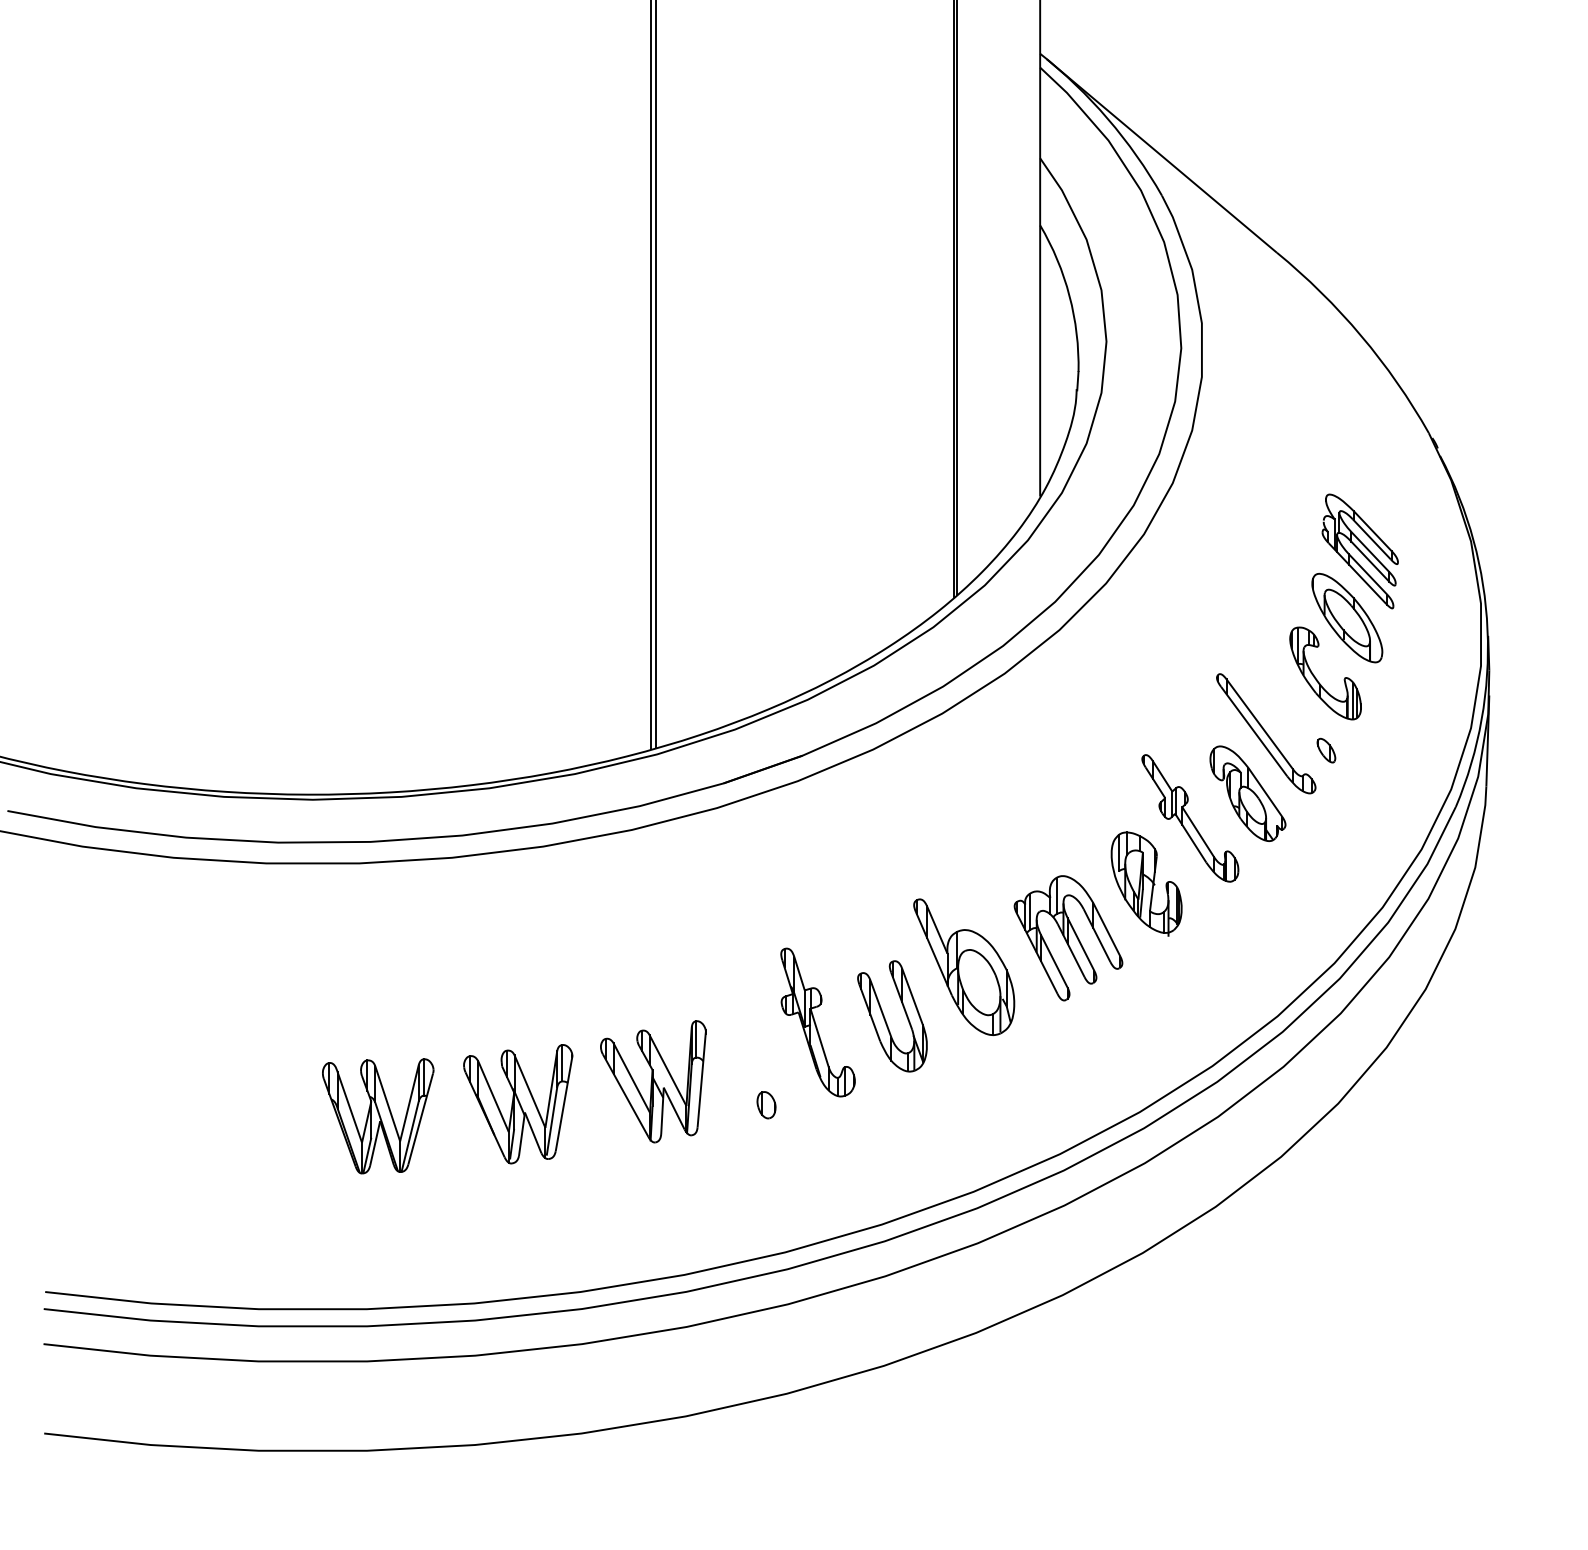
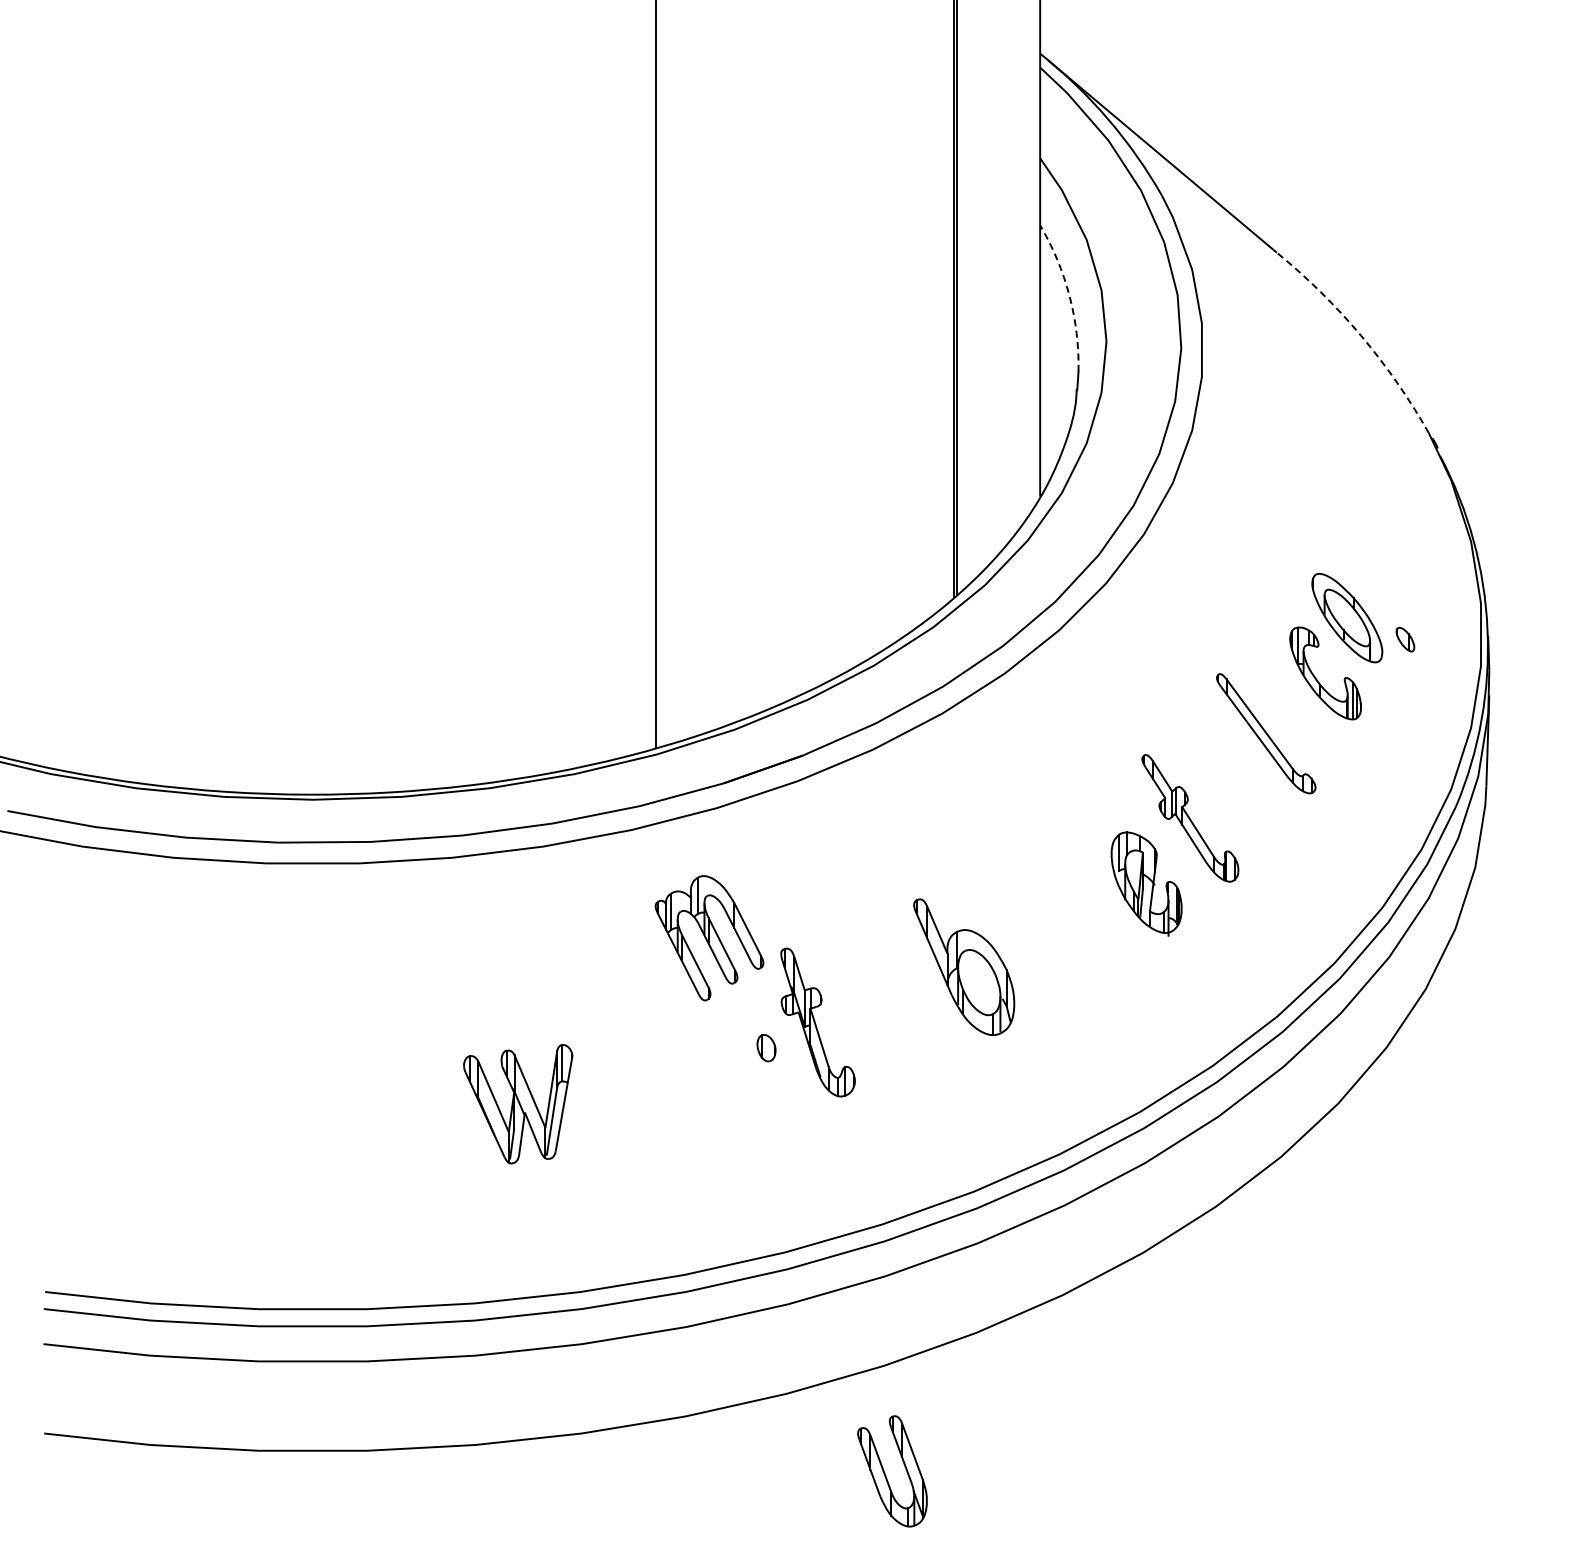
arc: solid -> dashed (1069, 296)
arc: solid -> dashed (1361, 335)
line: present -> none (651, 375)
part: present -> none (1359, 551)
part position: (1326, 750) -> (1405, 639) (1405, 639)
part: present -> none (1247, 793)
part position: (1068, 938) -> (709, 938) (709, 938)
part position: (886, 1020) -> (886, 1475) (886, 1475)
part: present -> none (653, 1081)
part position: (766, 1105) -> (766, 1048) (766, 1048)
part: present -> none (378, 1116)
